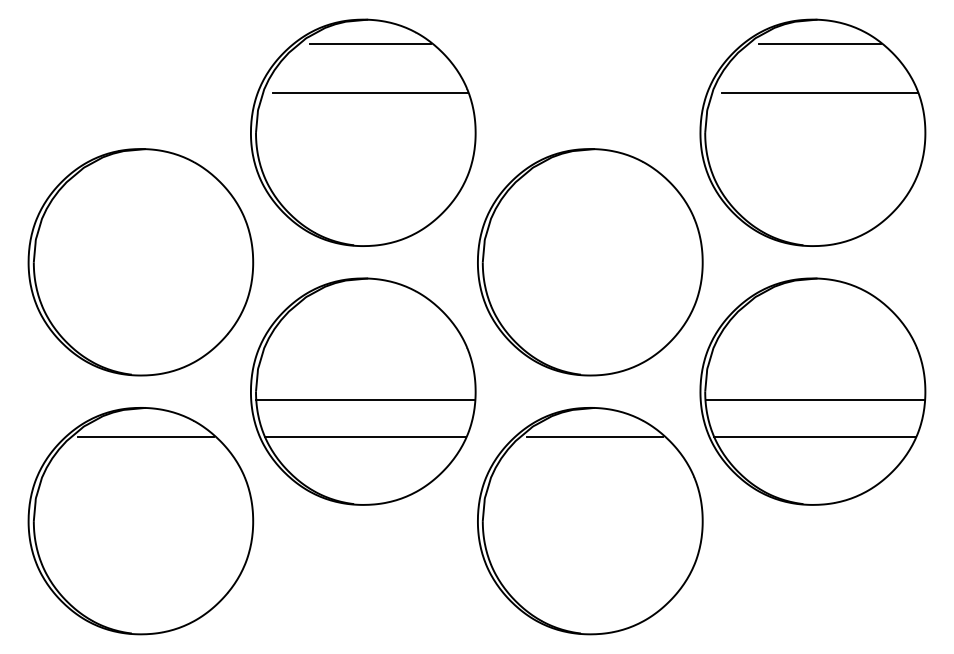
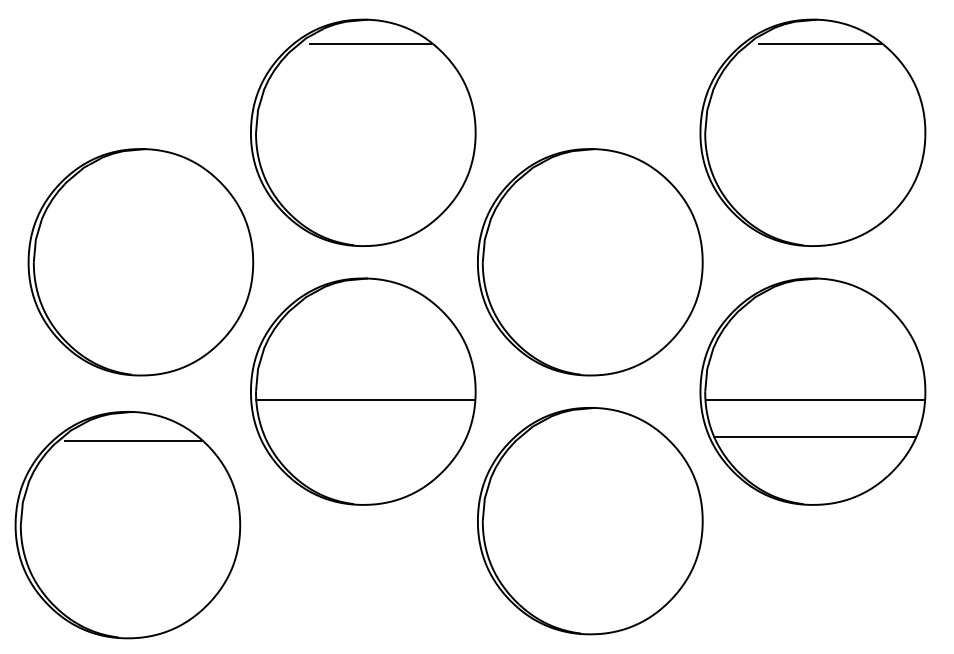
line: present -> none (370, 92)
line: present -> none (819, 92)
line: present -> none (365, 436)
line: present -> none (594, 436)
part position: (140, 521) -> (127, 525) (127, 525)
